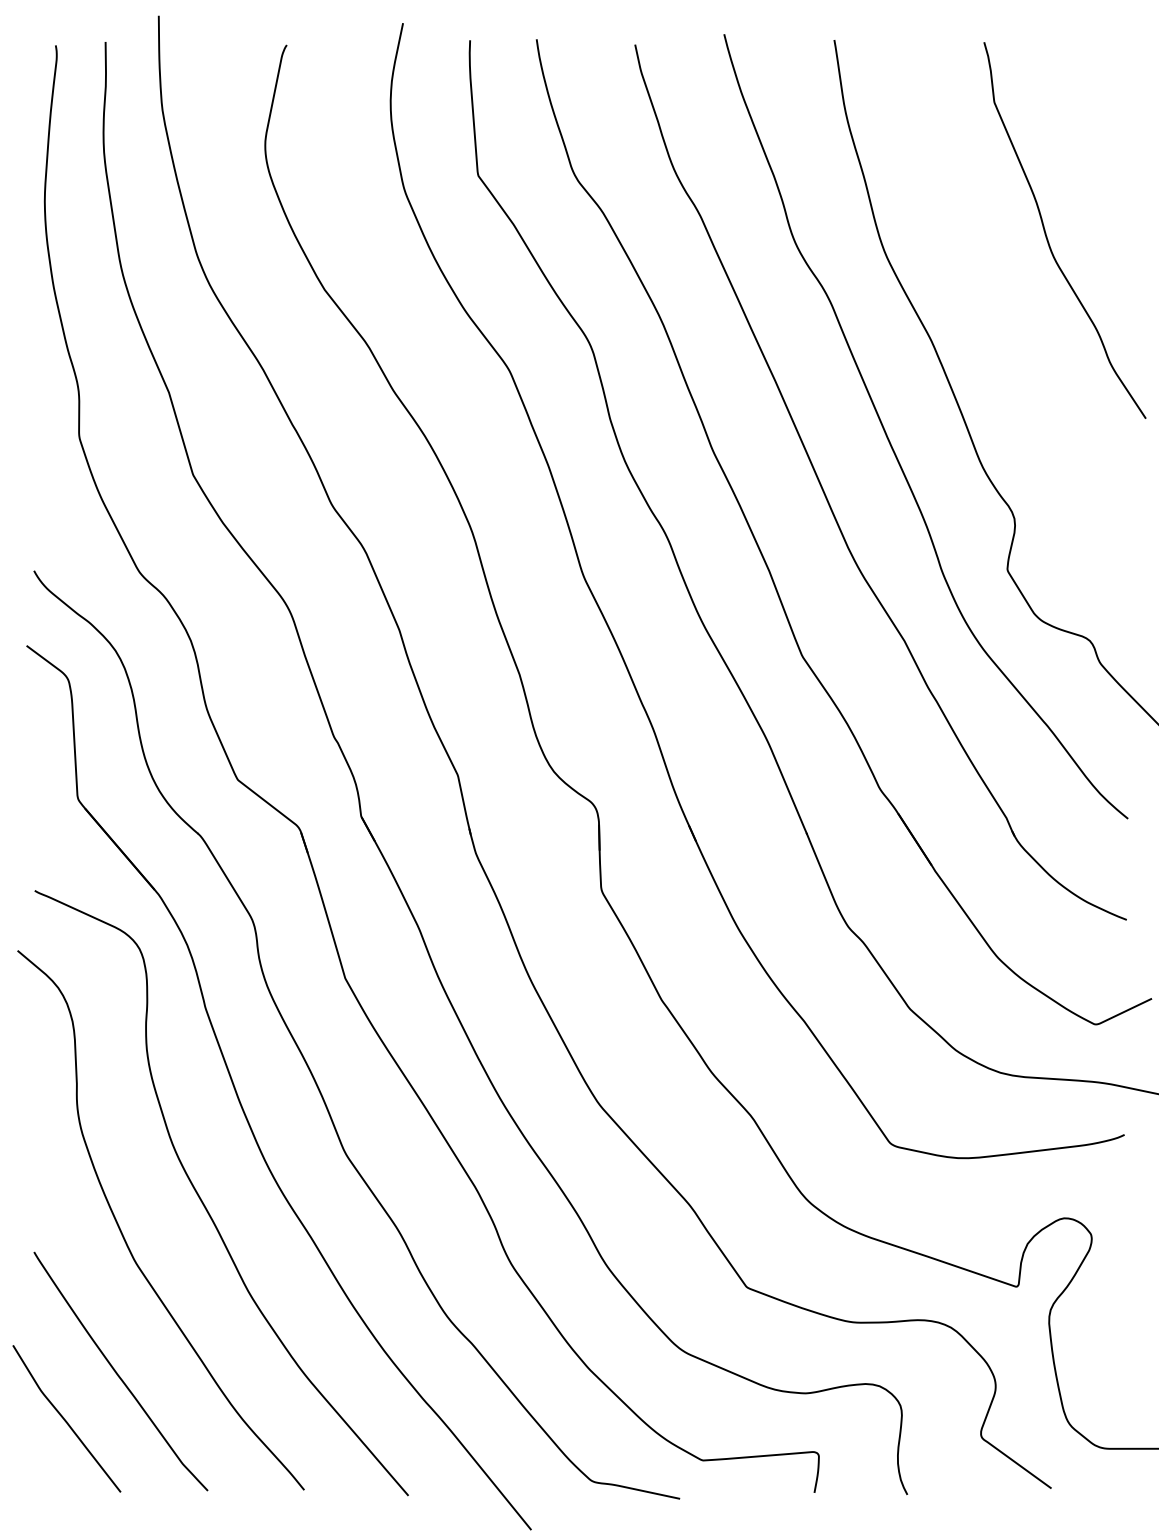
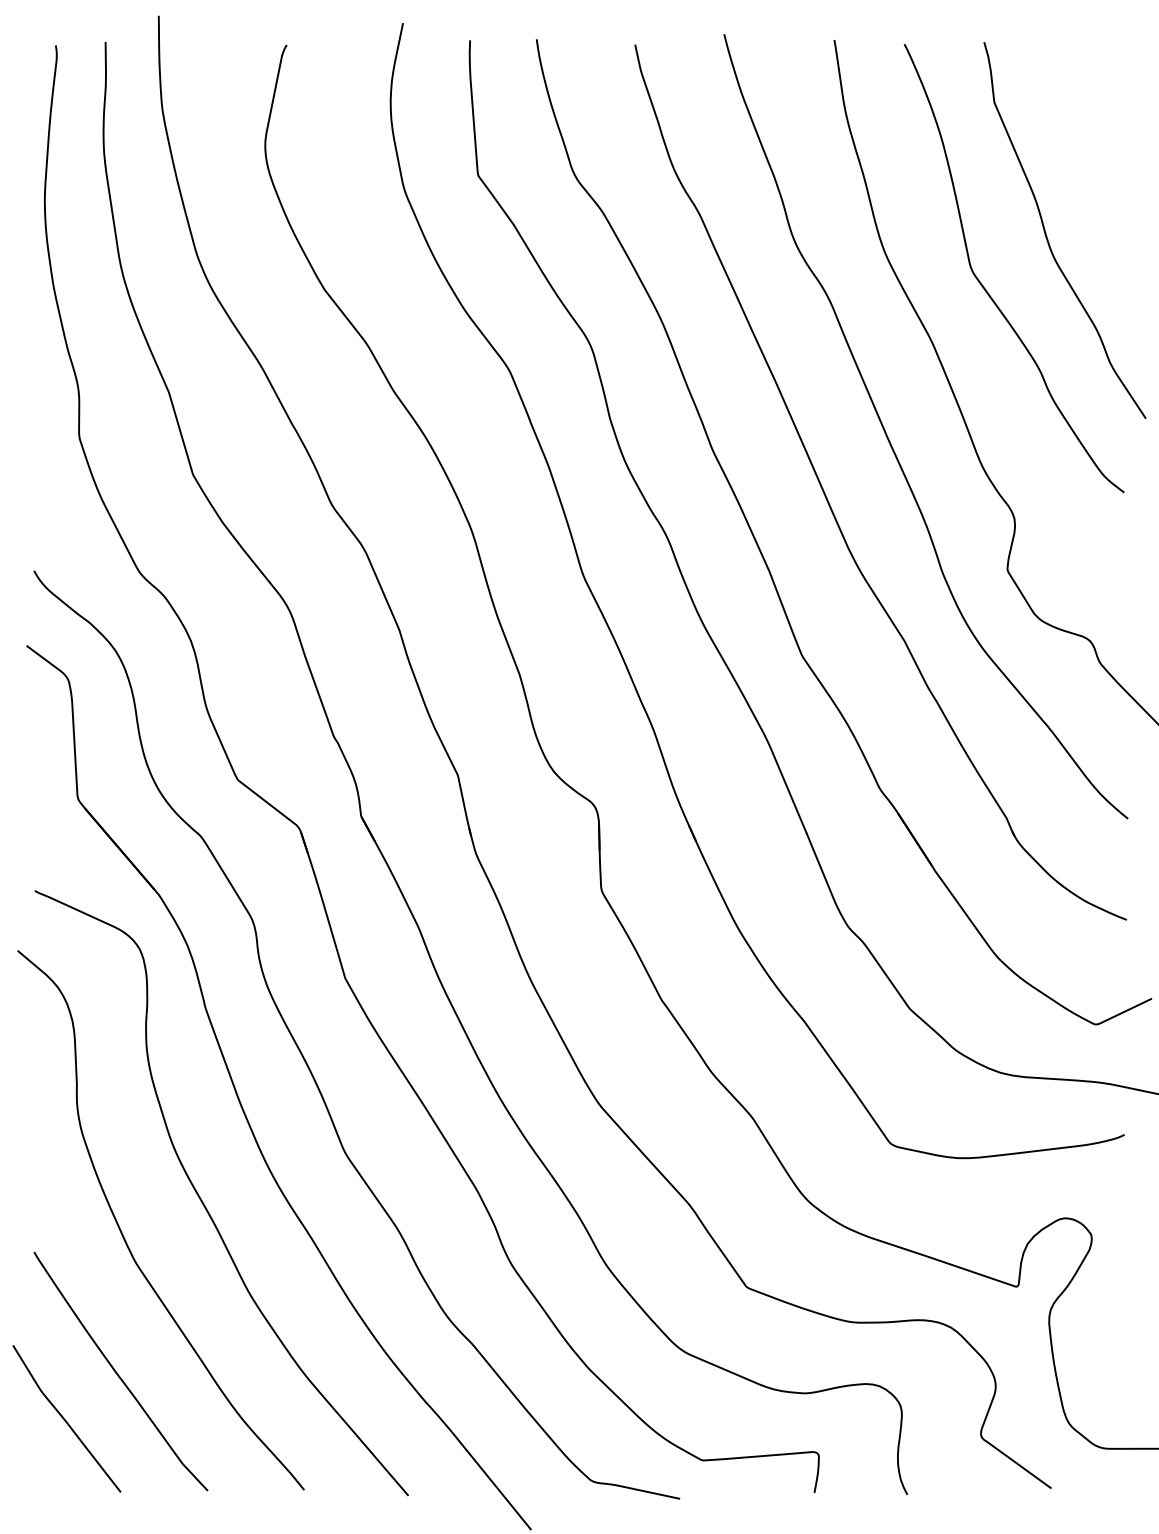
curve: none -> present (986, 289)
